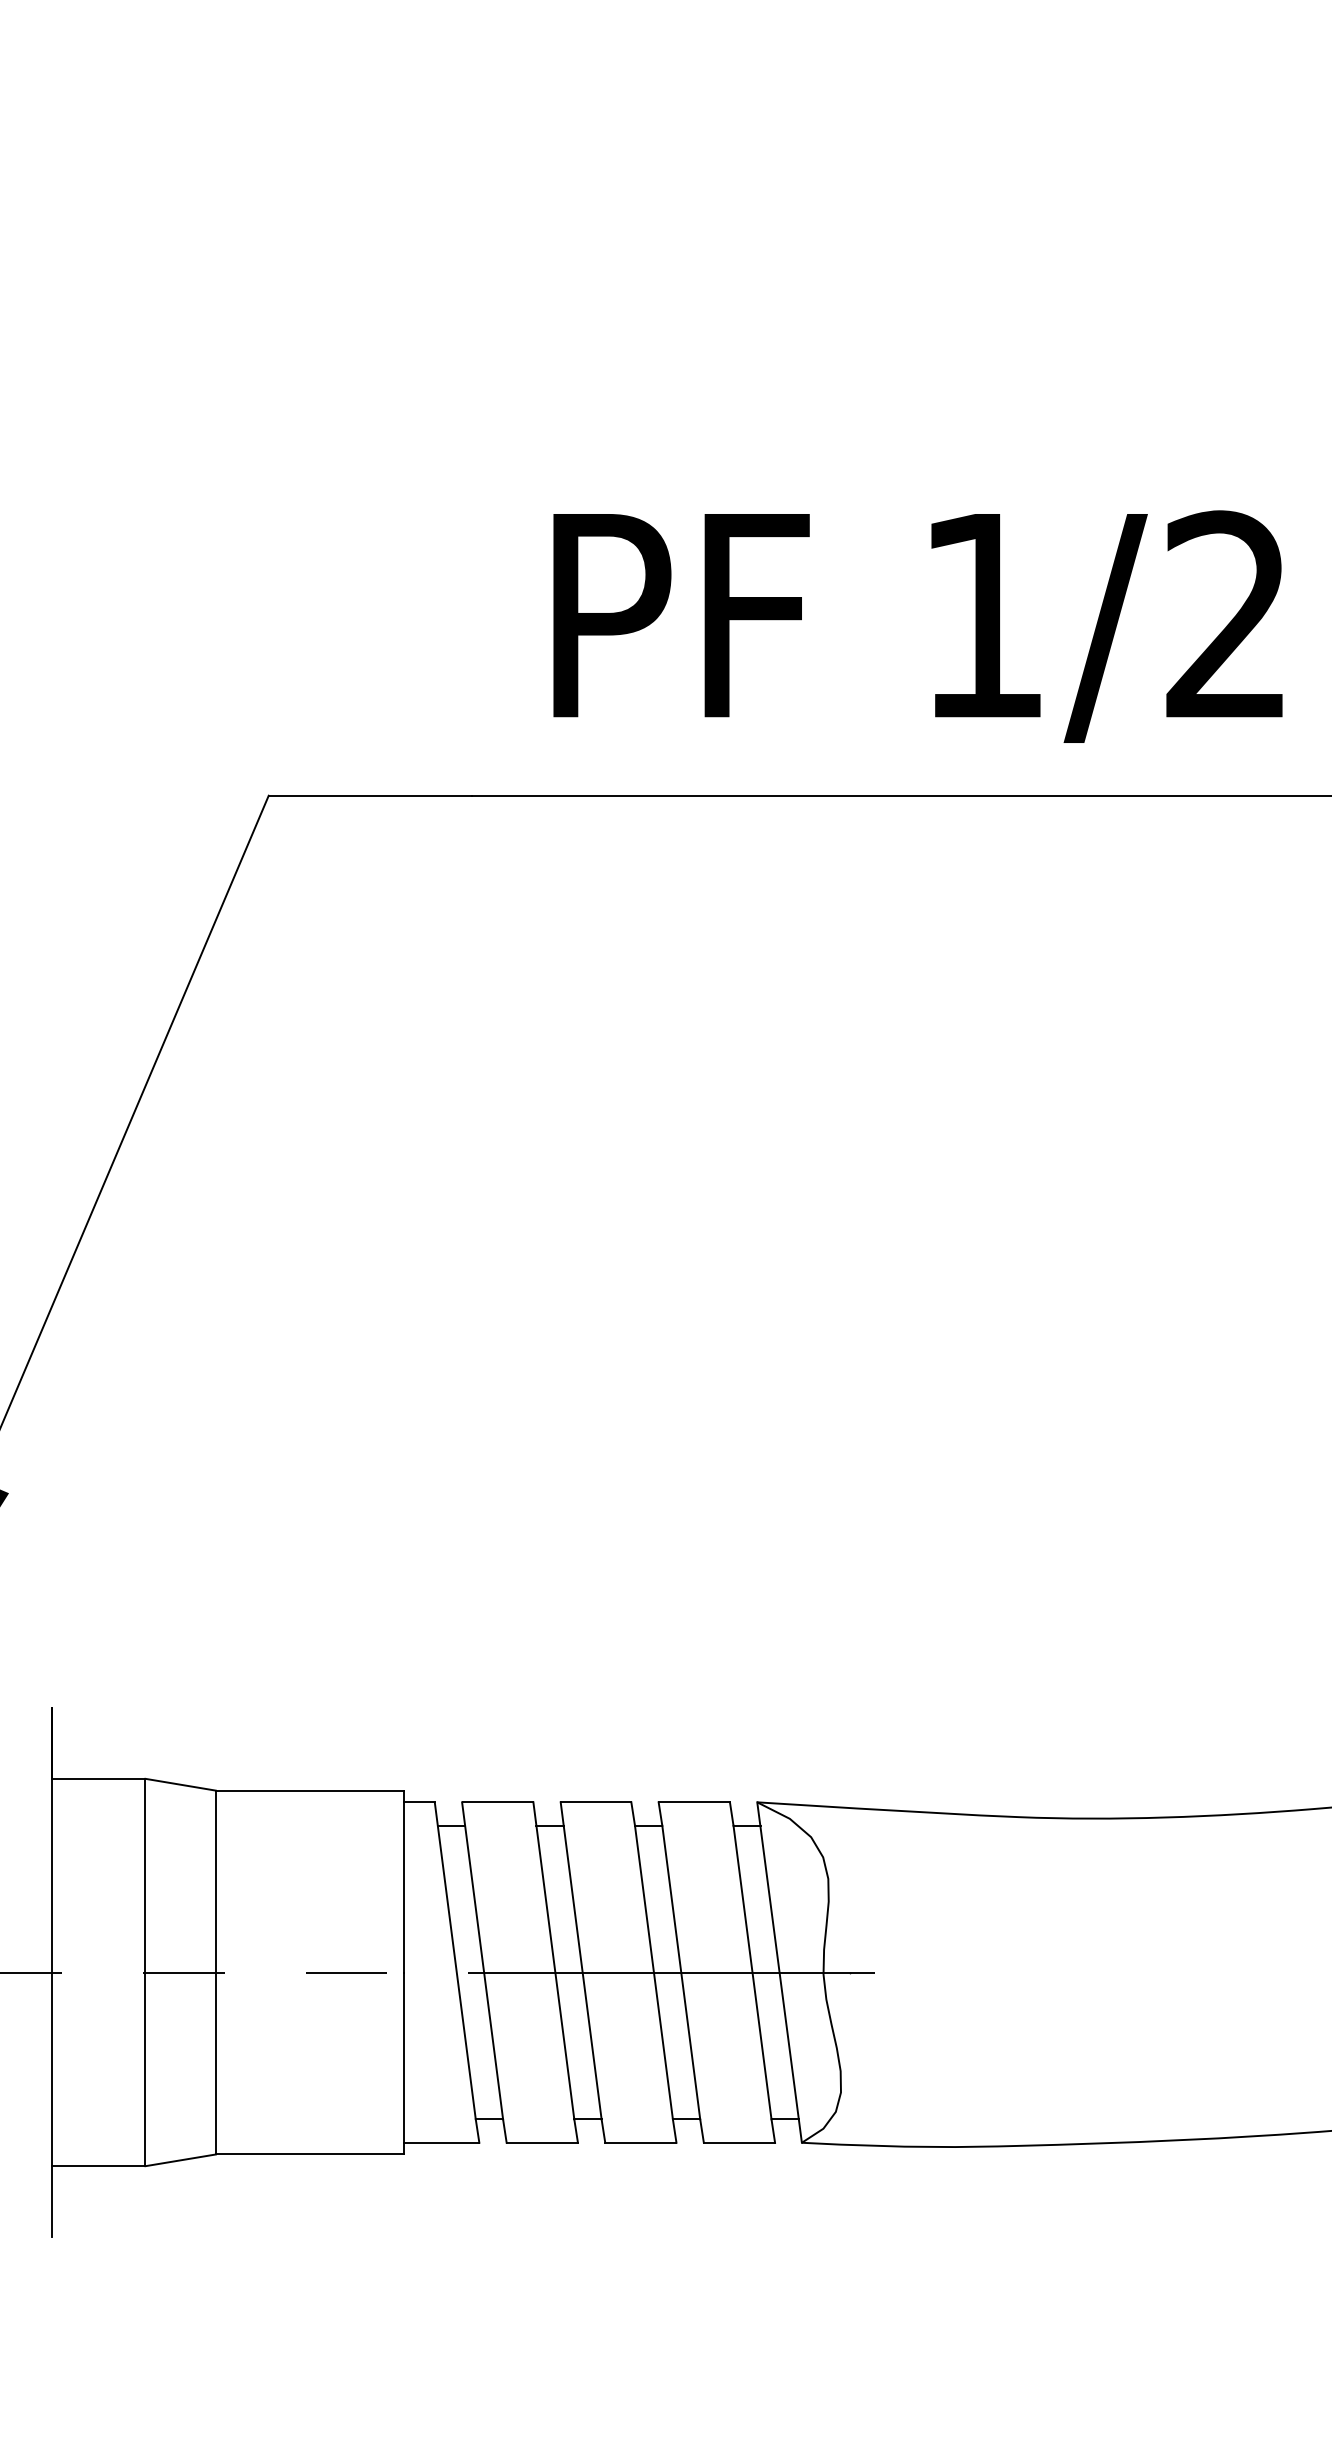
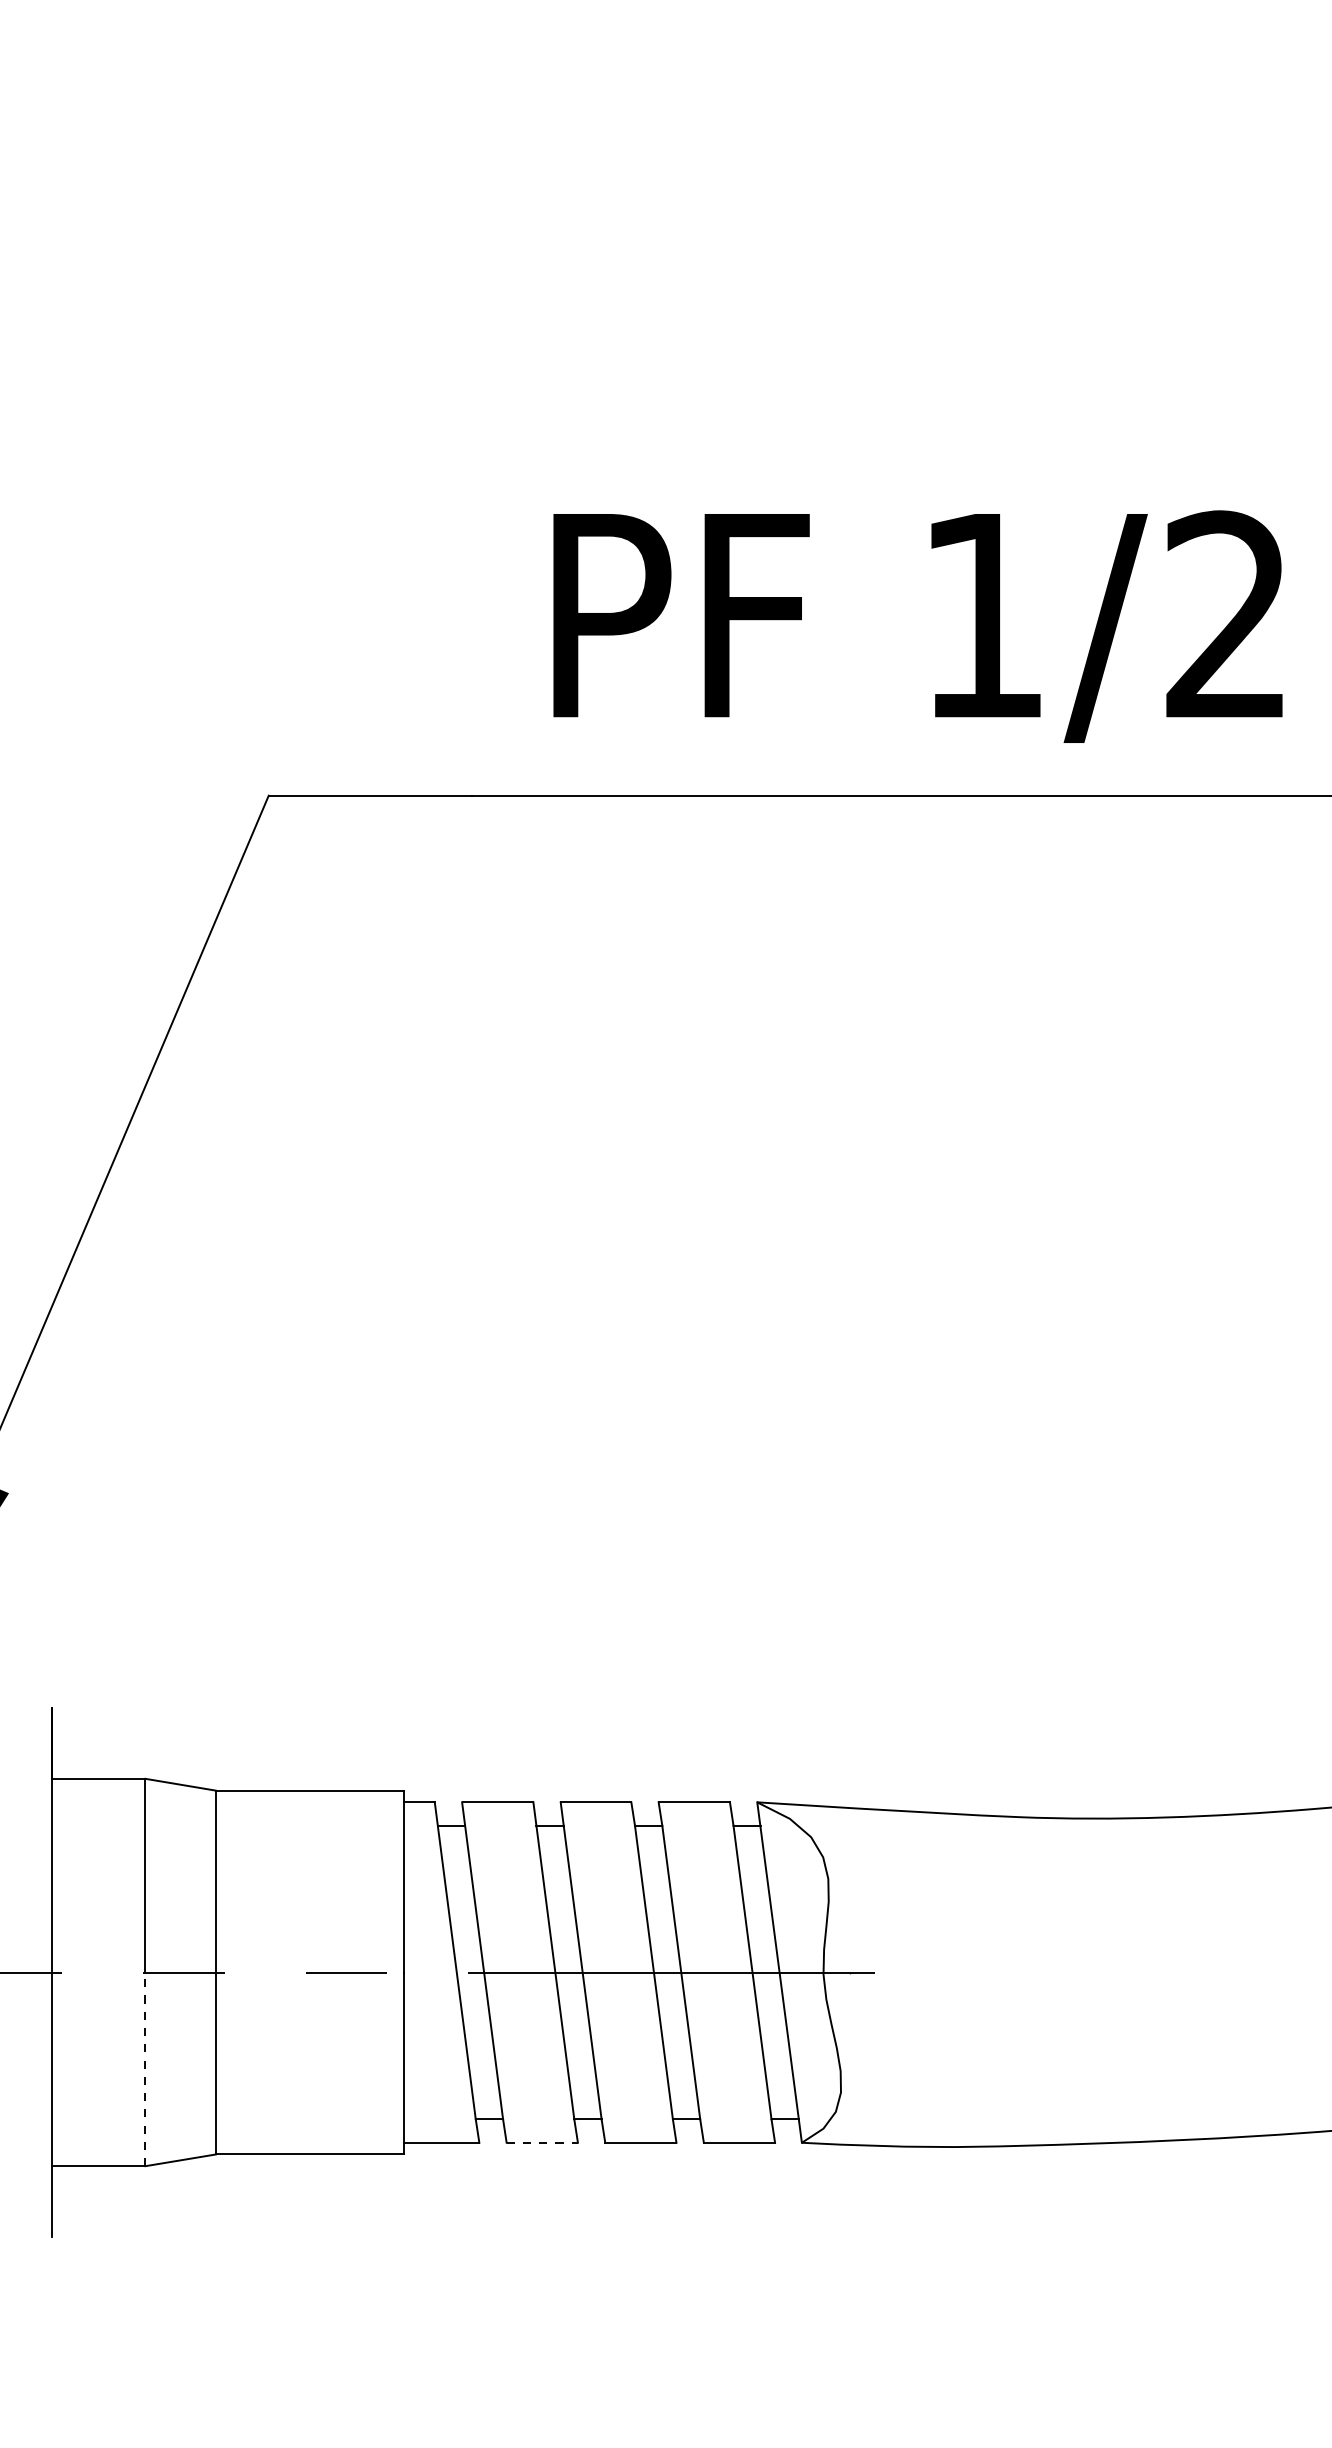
line: solid -> dashed (145, 2069)
line: solid -> dashed (542, 2142)
